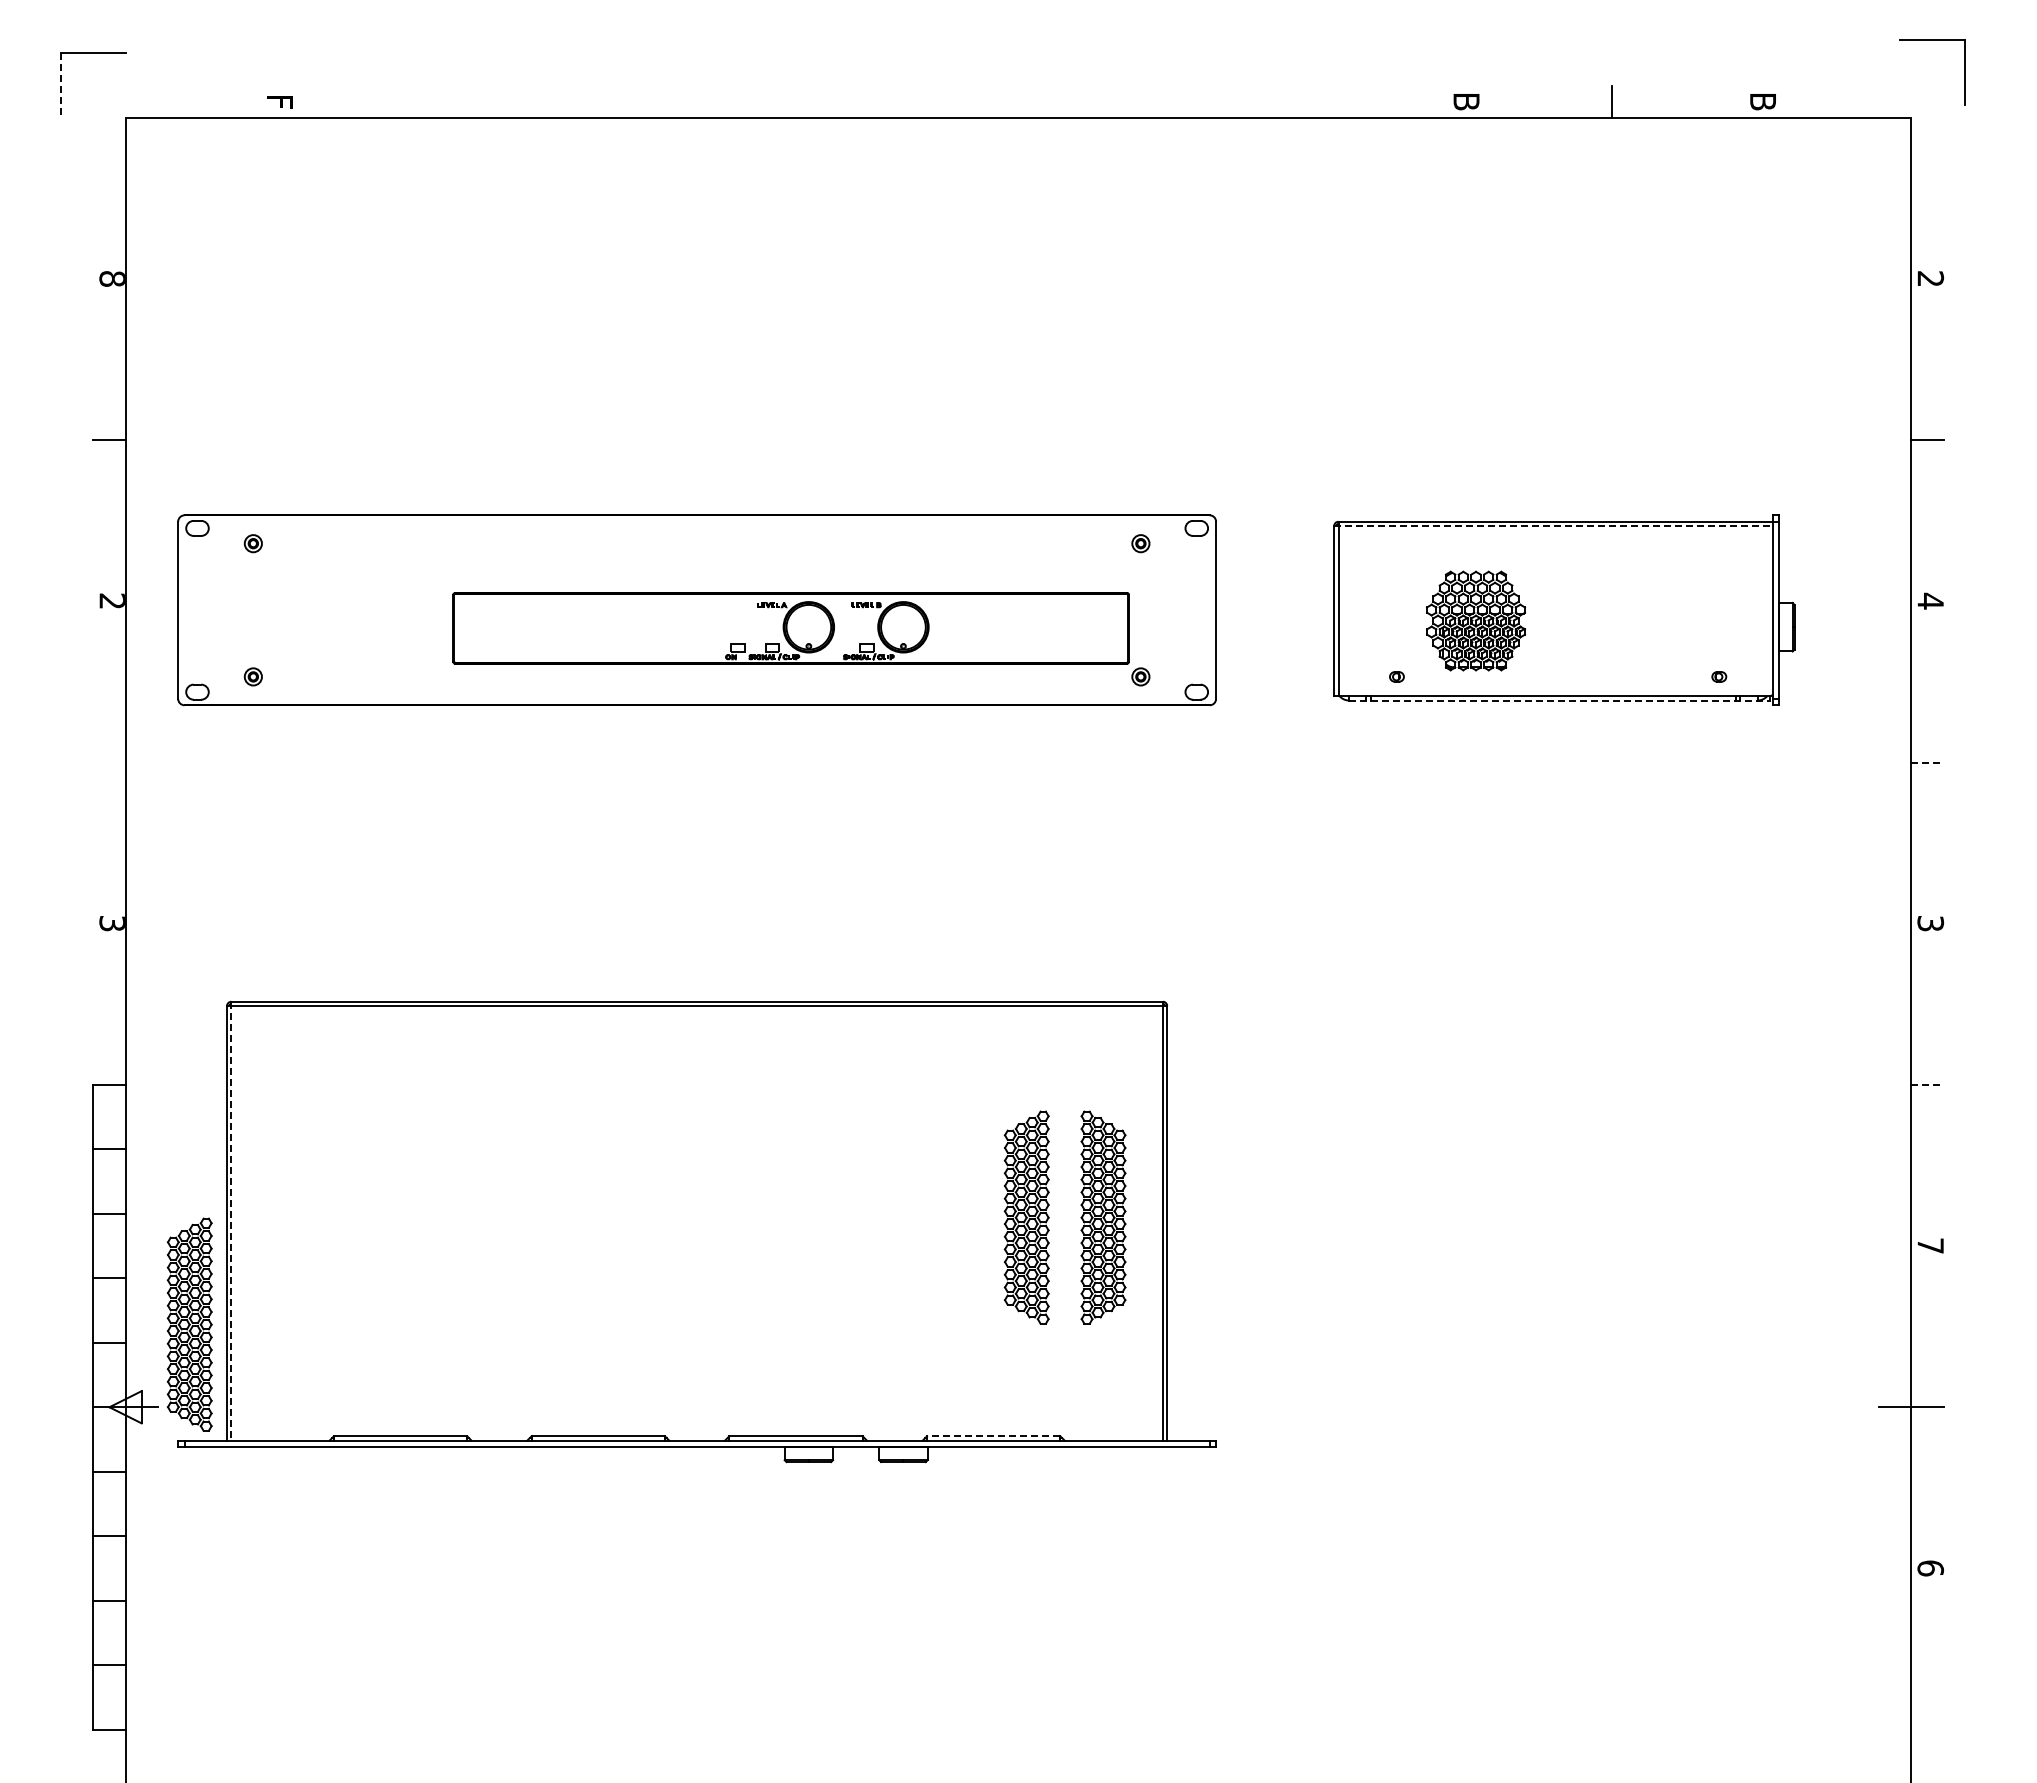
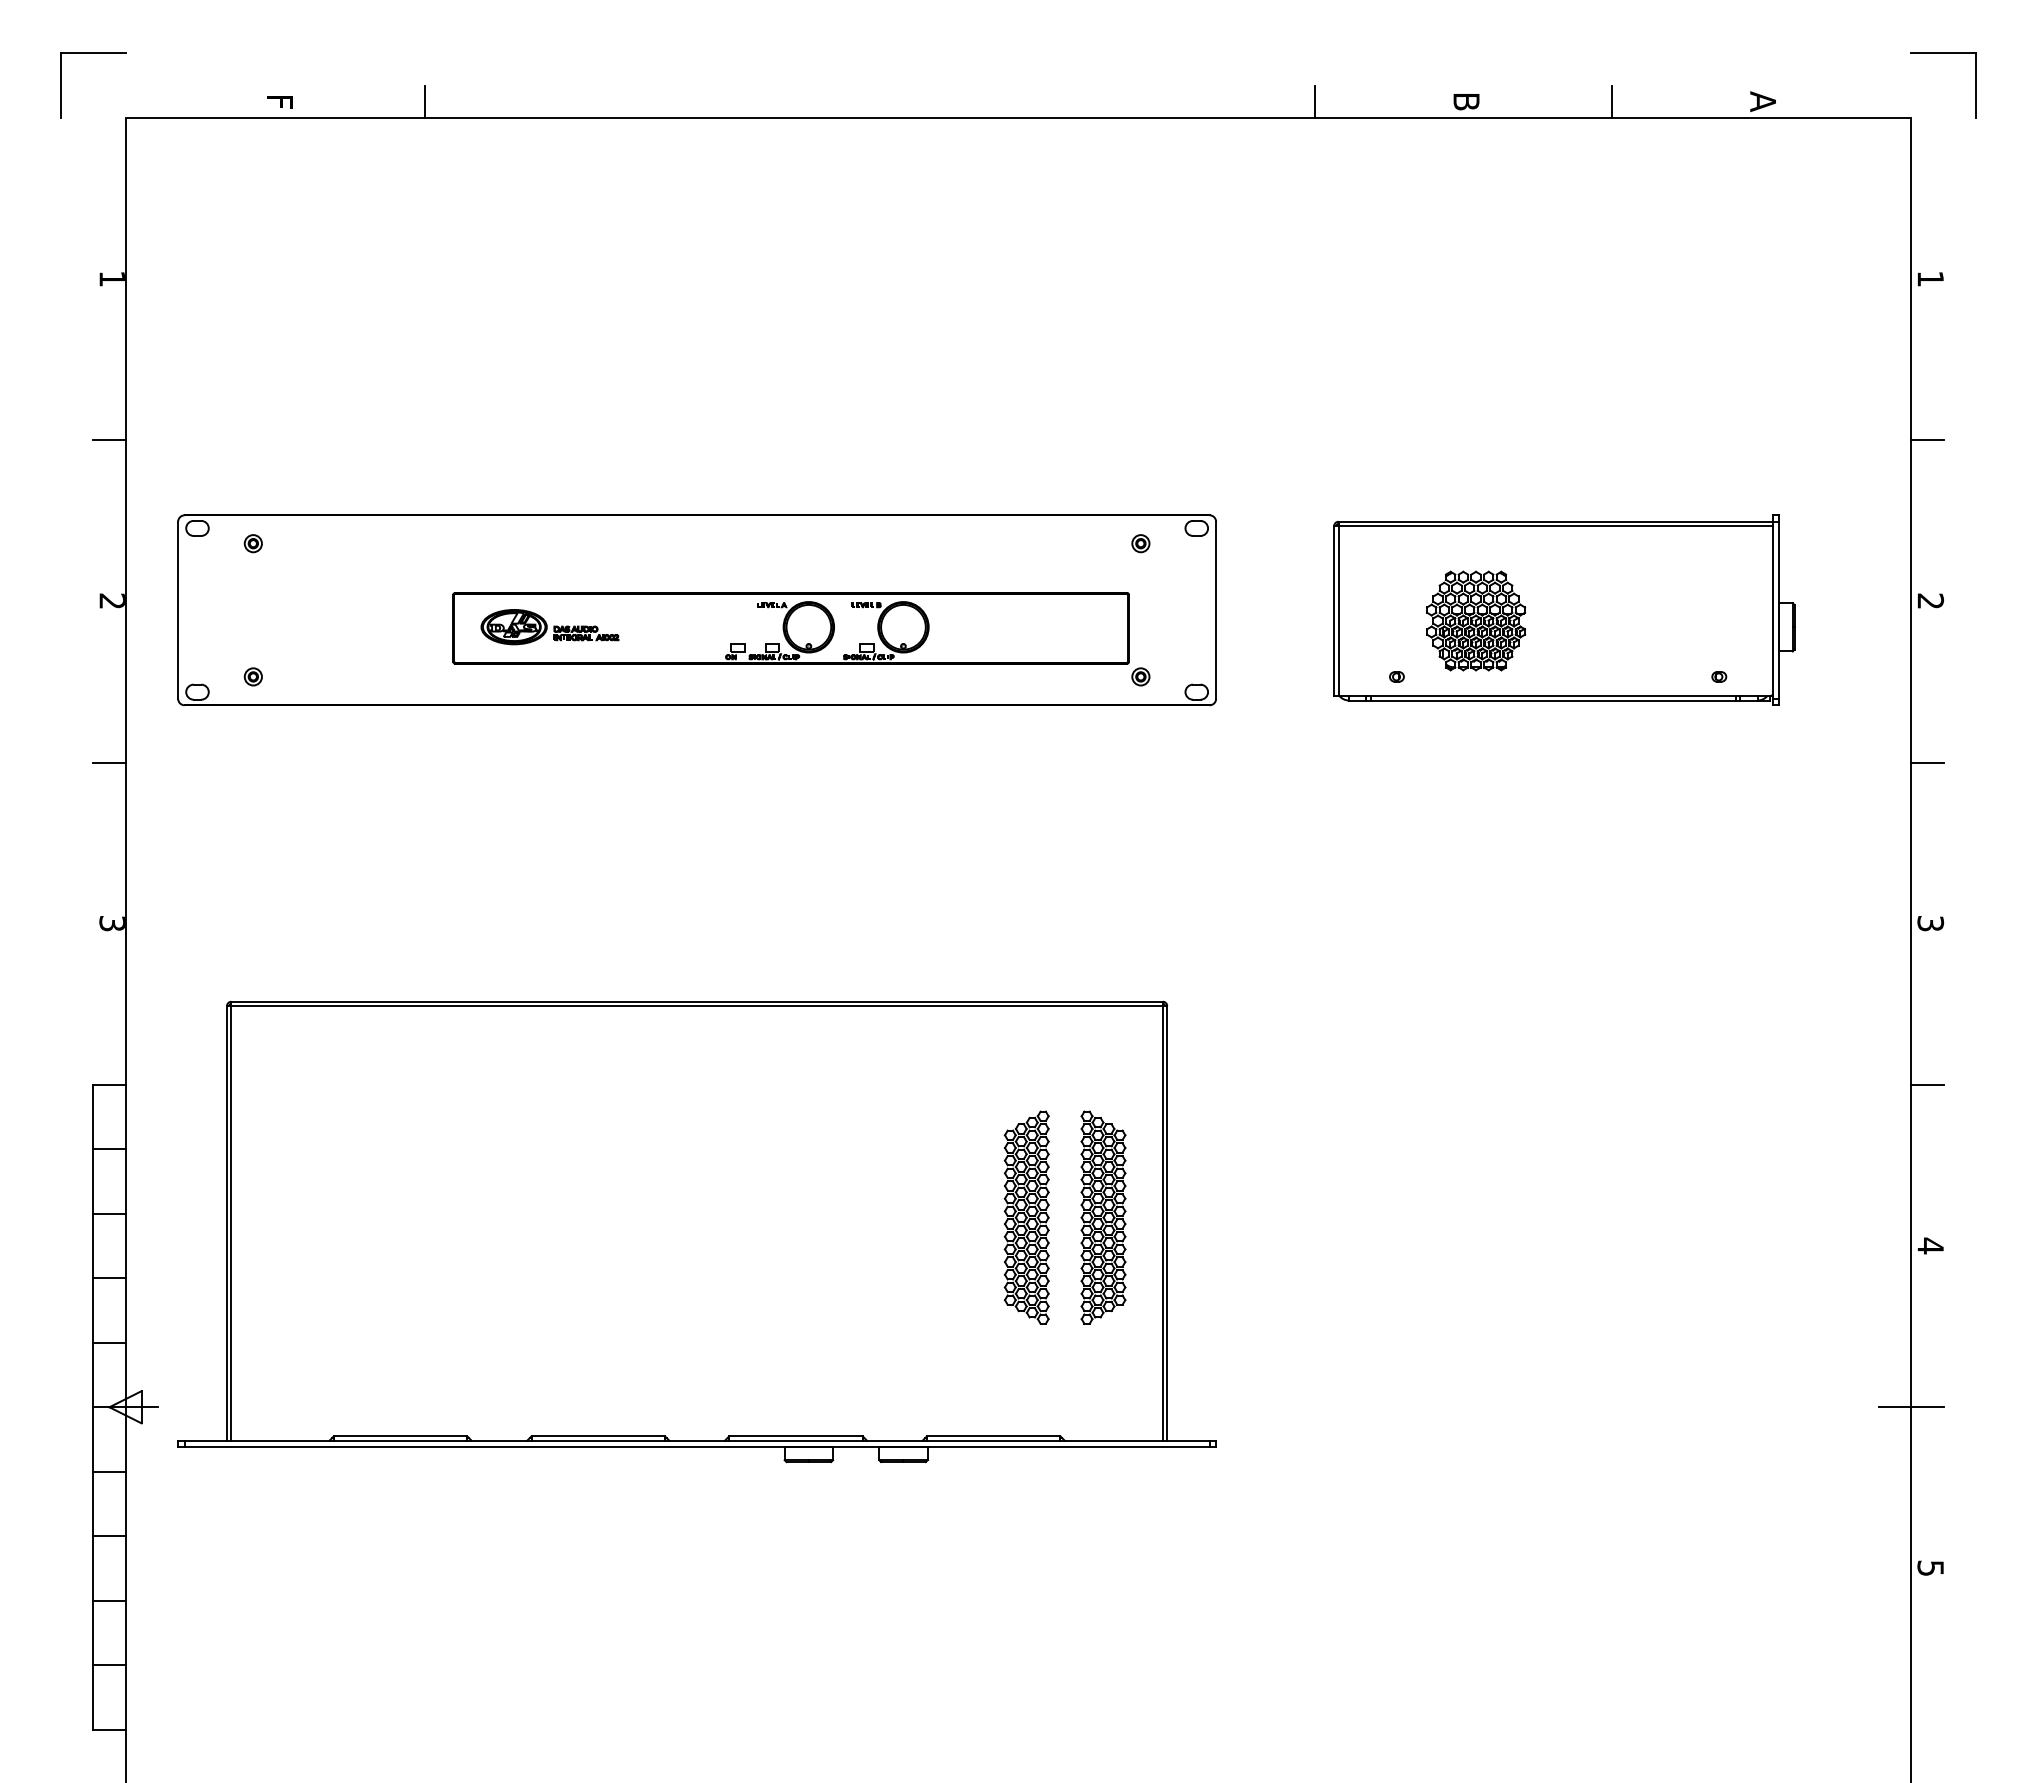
part position: (1932, 40) -> (1943, 53) (1943, 53)
line: dashed -> solid (61, 86)
line: none -> present (425, 101)
line: none -> present (1315, 101)
text: B -> A (1762, 101)
text: 8 -> 1 (111, 278)
text: 2 -> 1 (1930, 278)
line: dashed -> solid (1554, 526)
text: 4 -> 2 (1930, 600)
part: none -> present (549, 627)
line: dashed -> solid (1559, 700)
line: none -> present (109, 762)
line: dashed -> solid (1928, 762)
line: dashed -> solid (1928, 1084)
line: dashed -> solid (231, 1221)
text: 7 -> 4 (1930, 1245)
part: present -> none (189, 1324)
line: dashed -> solid (993, 1436)
text: 6 -> 5 (1930, 1568)
